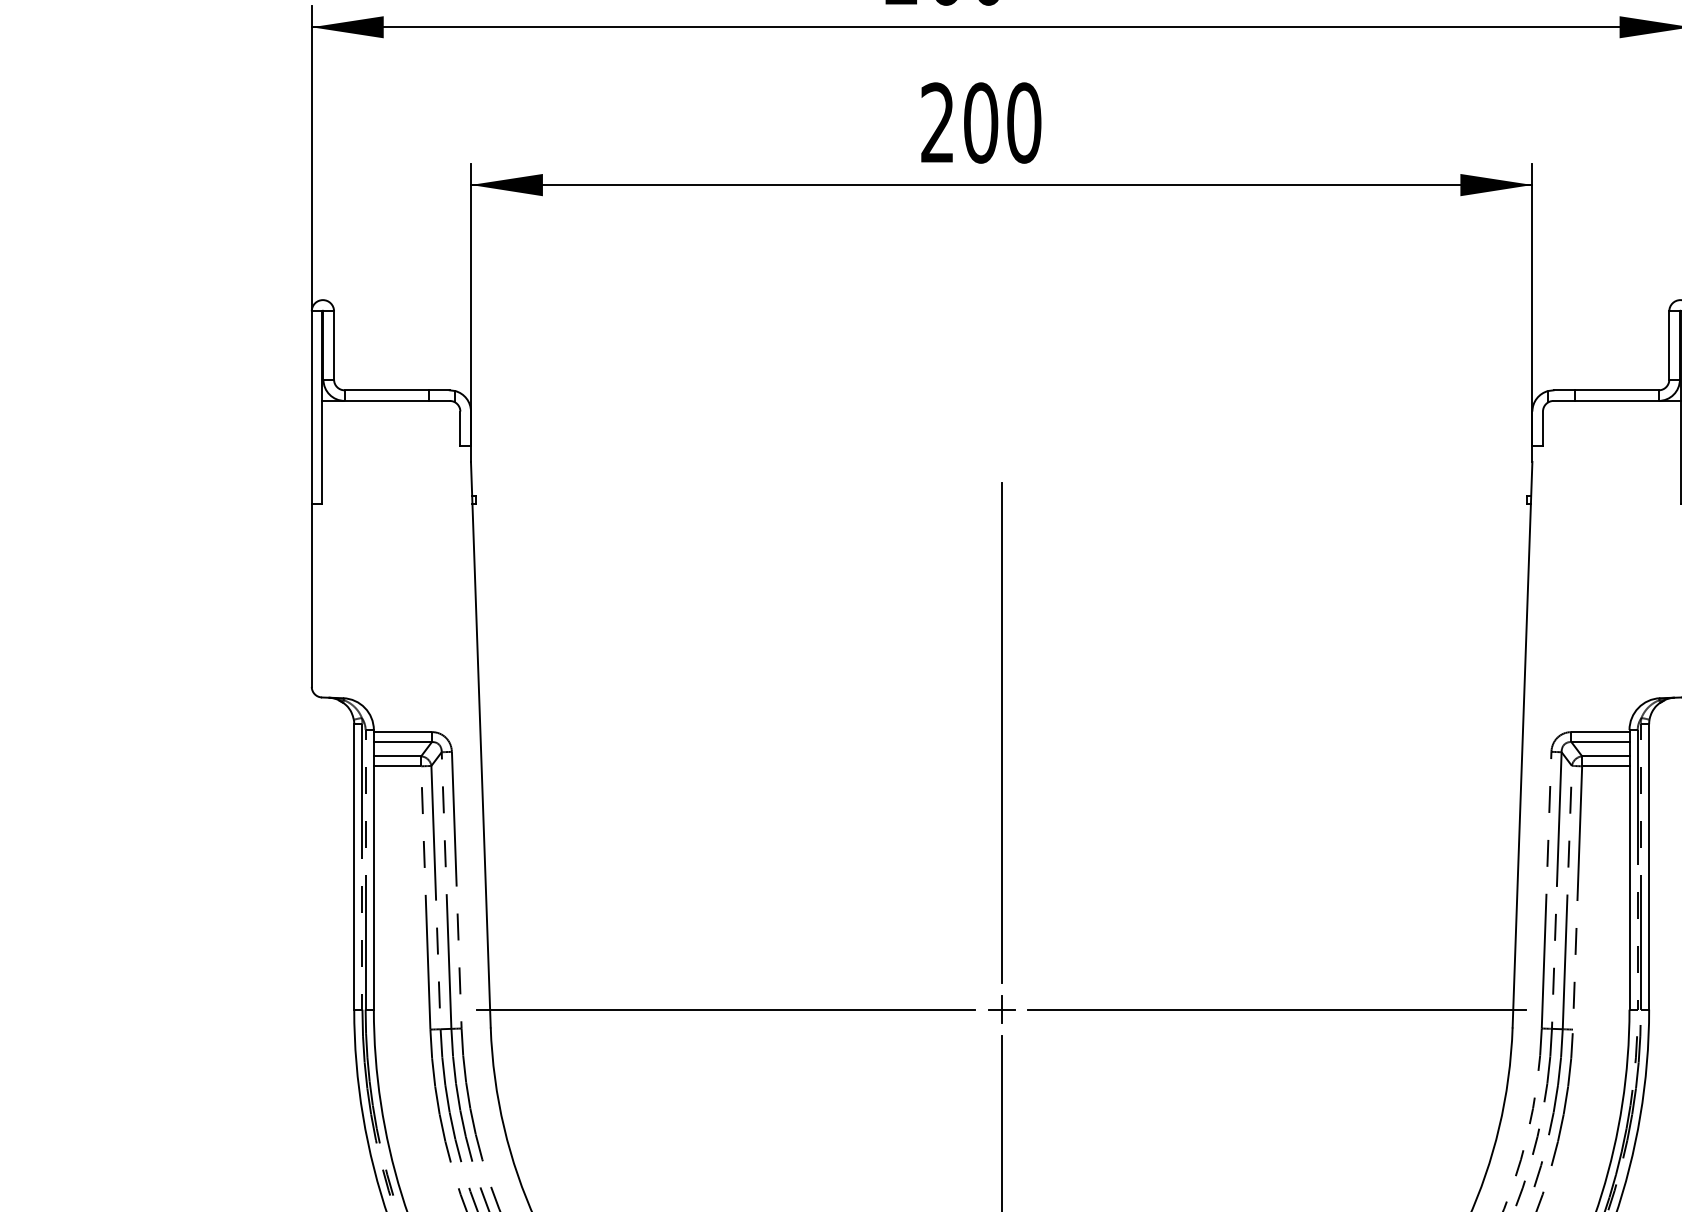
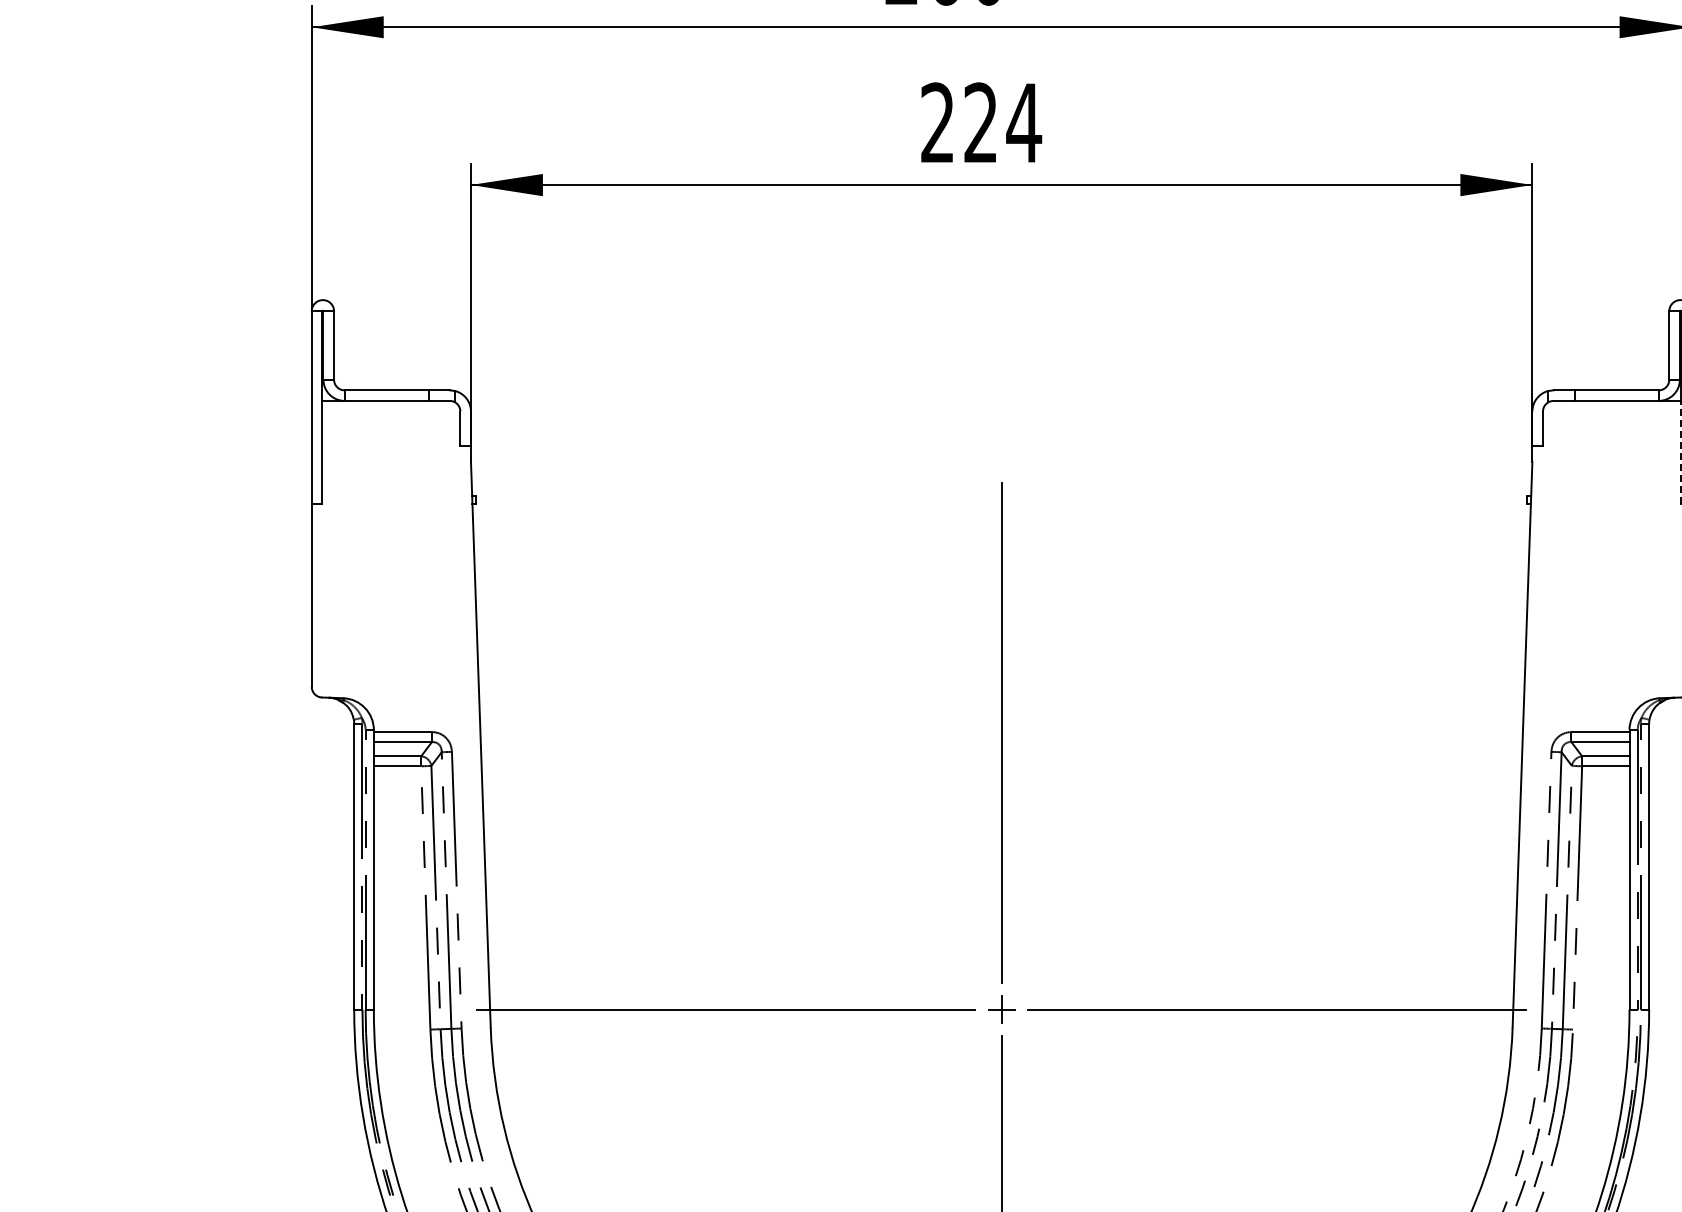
text: 200 -> 224 (1003, 122)
line: solid -> dashed (1680, 452)
